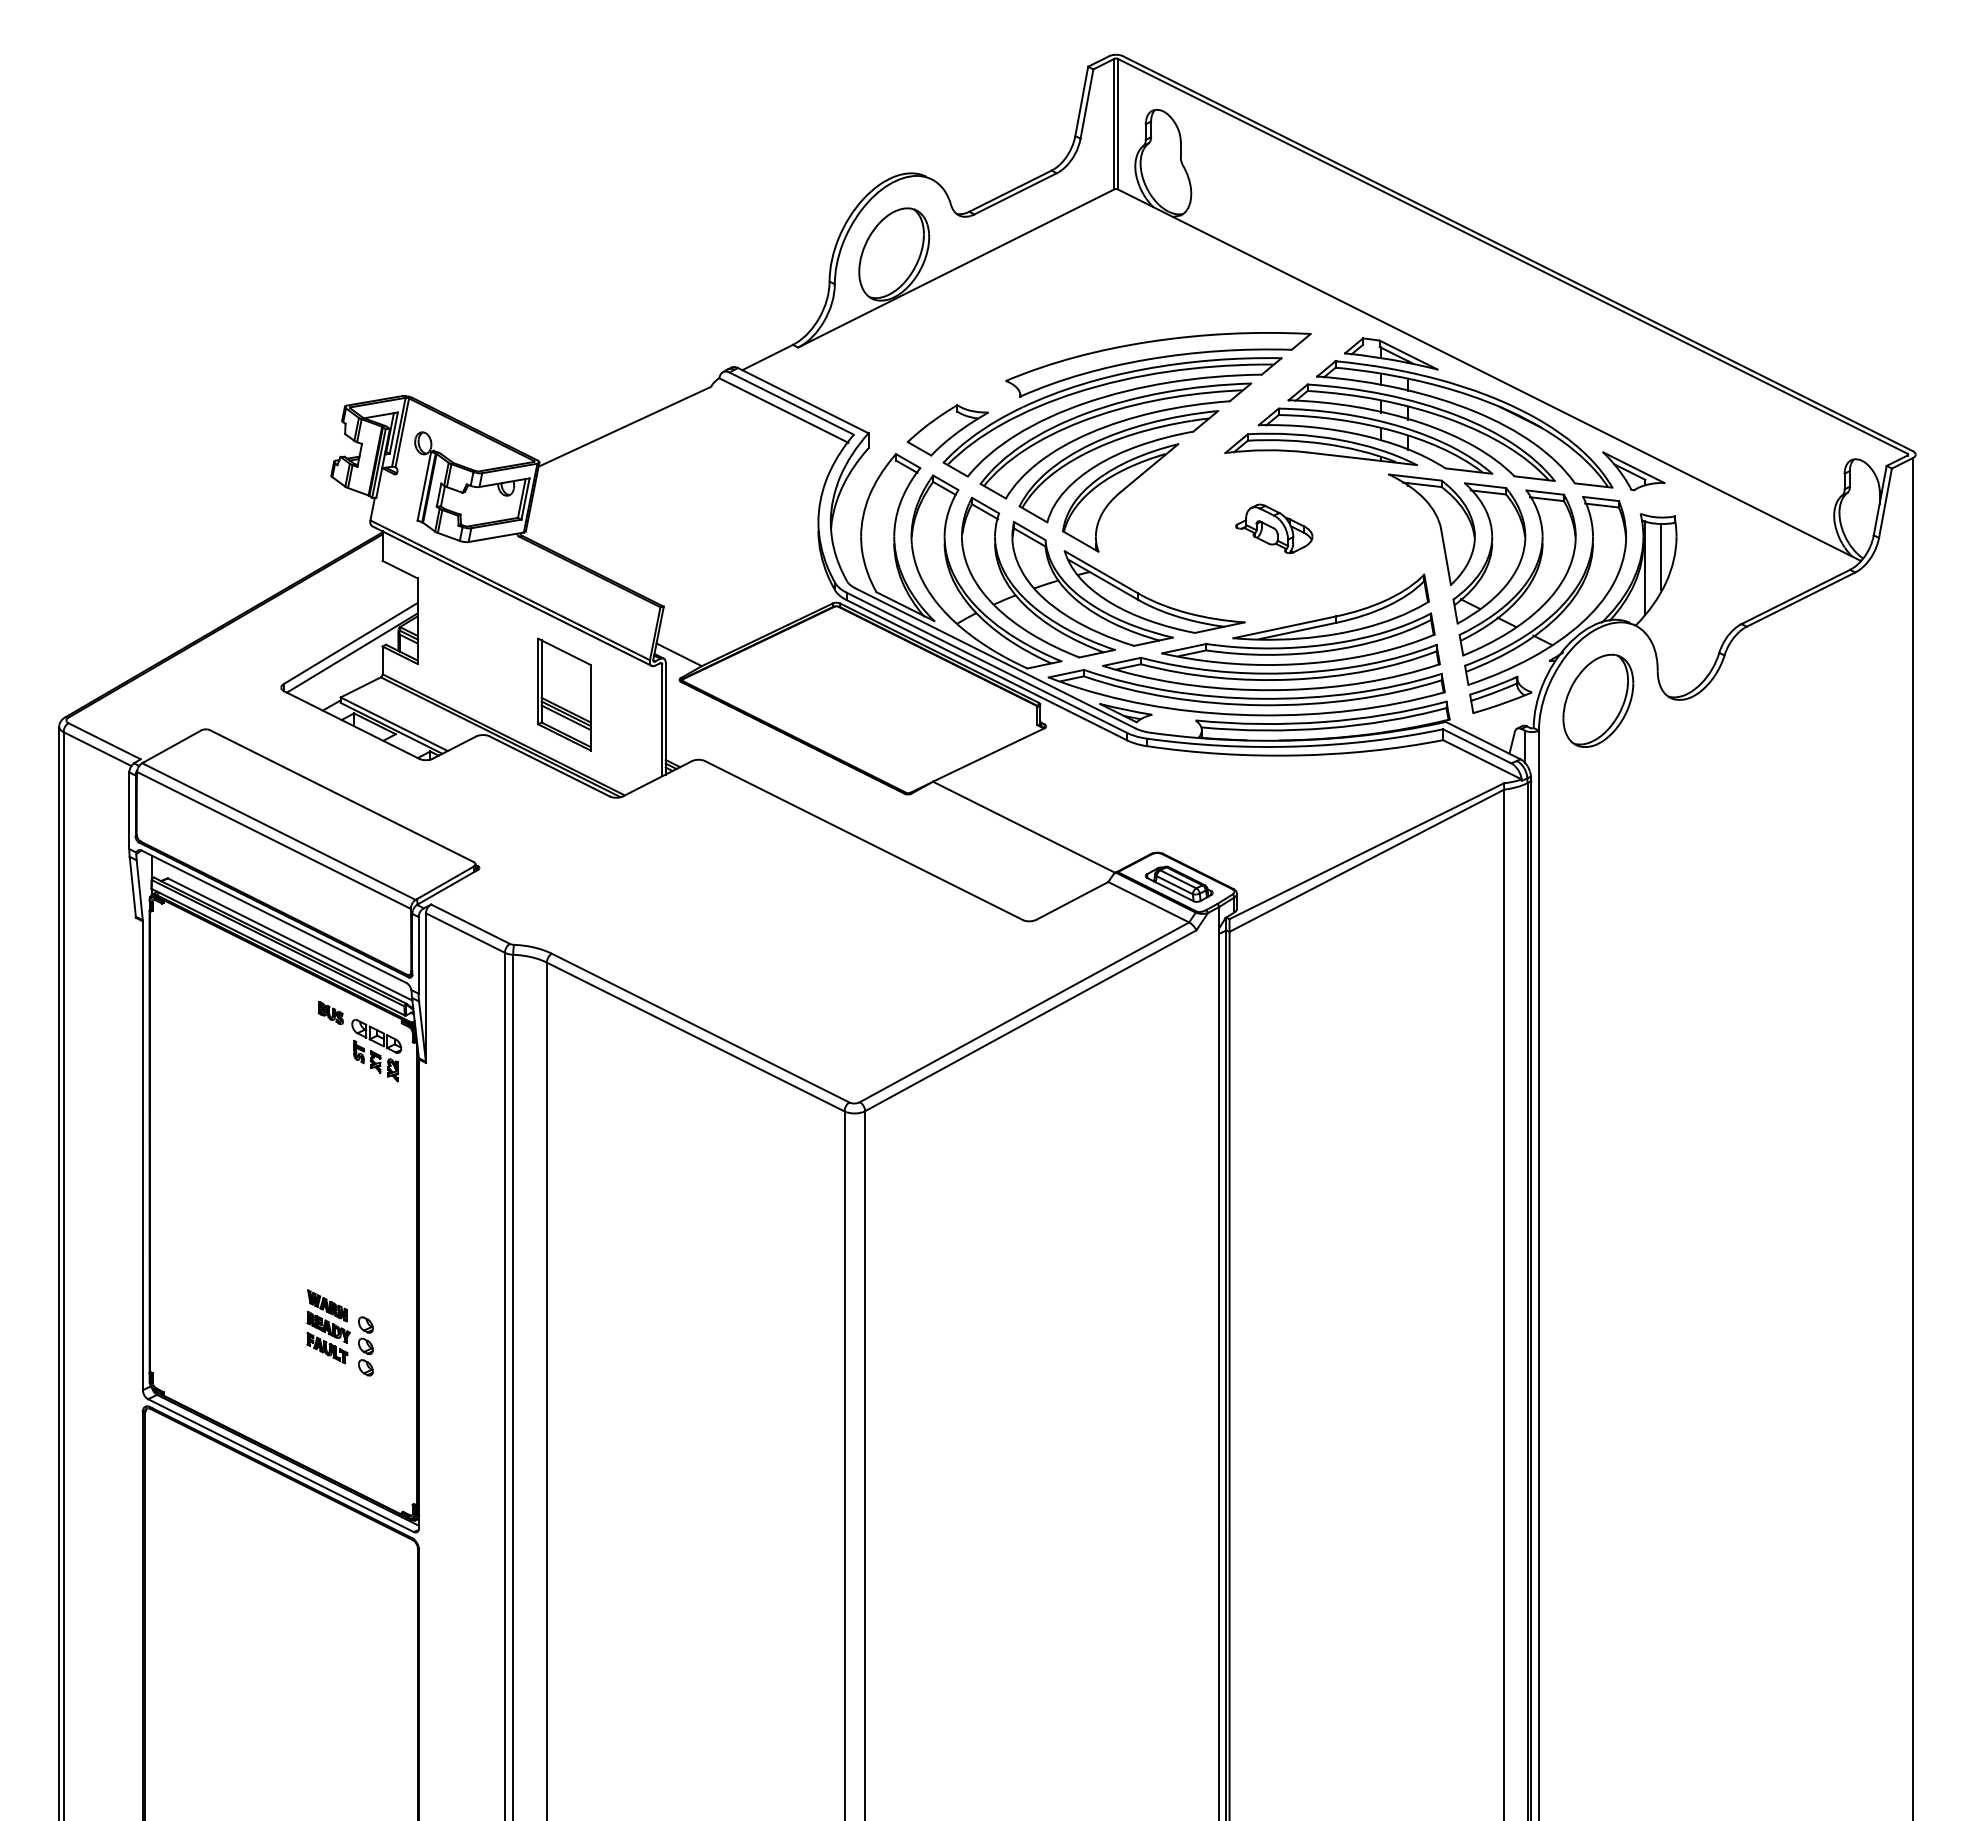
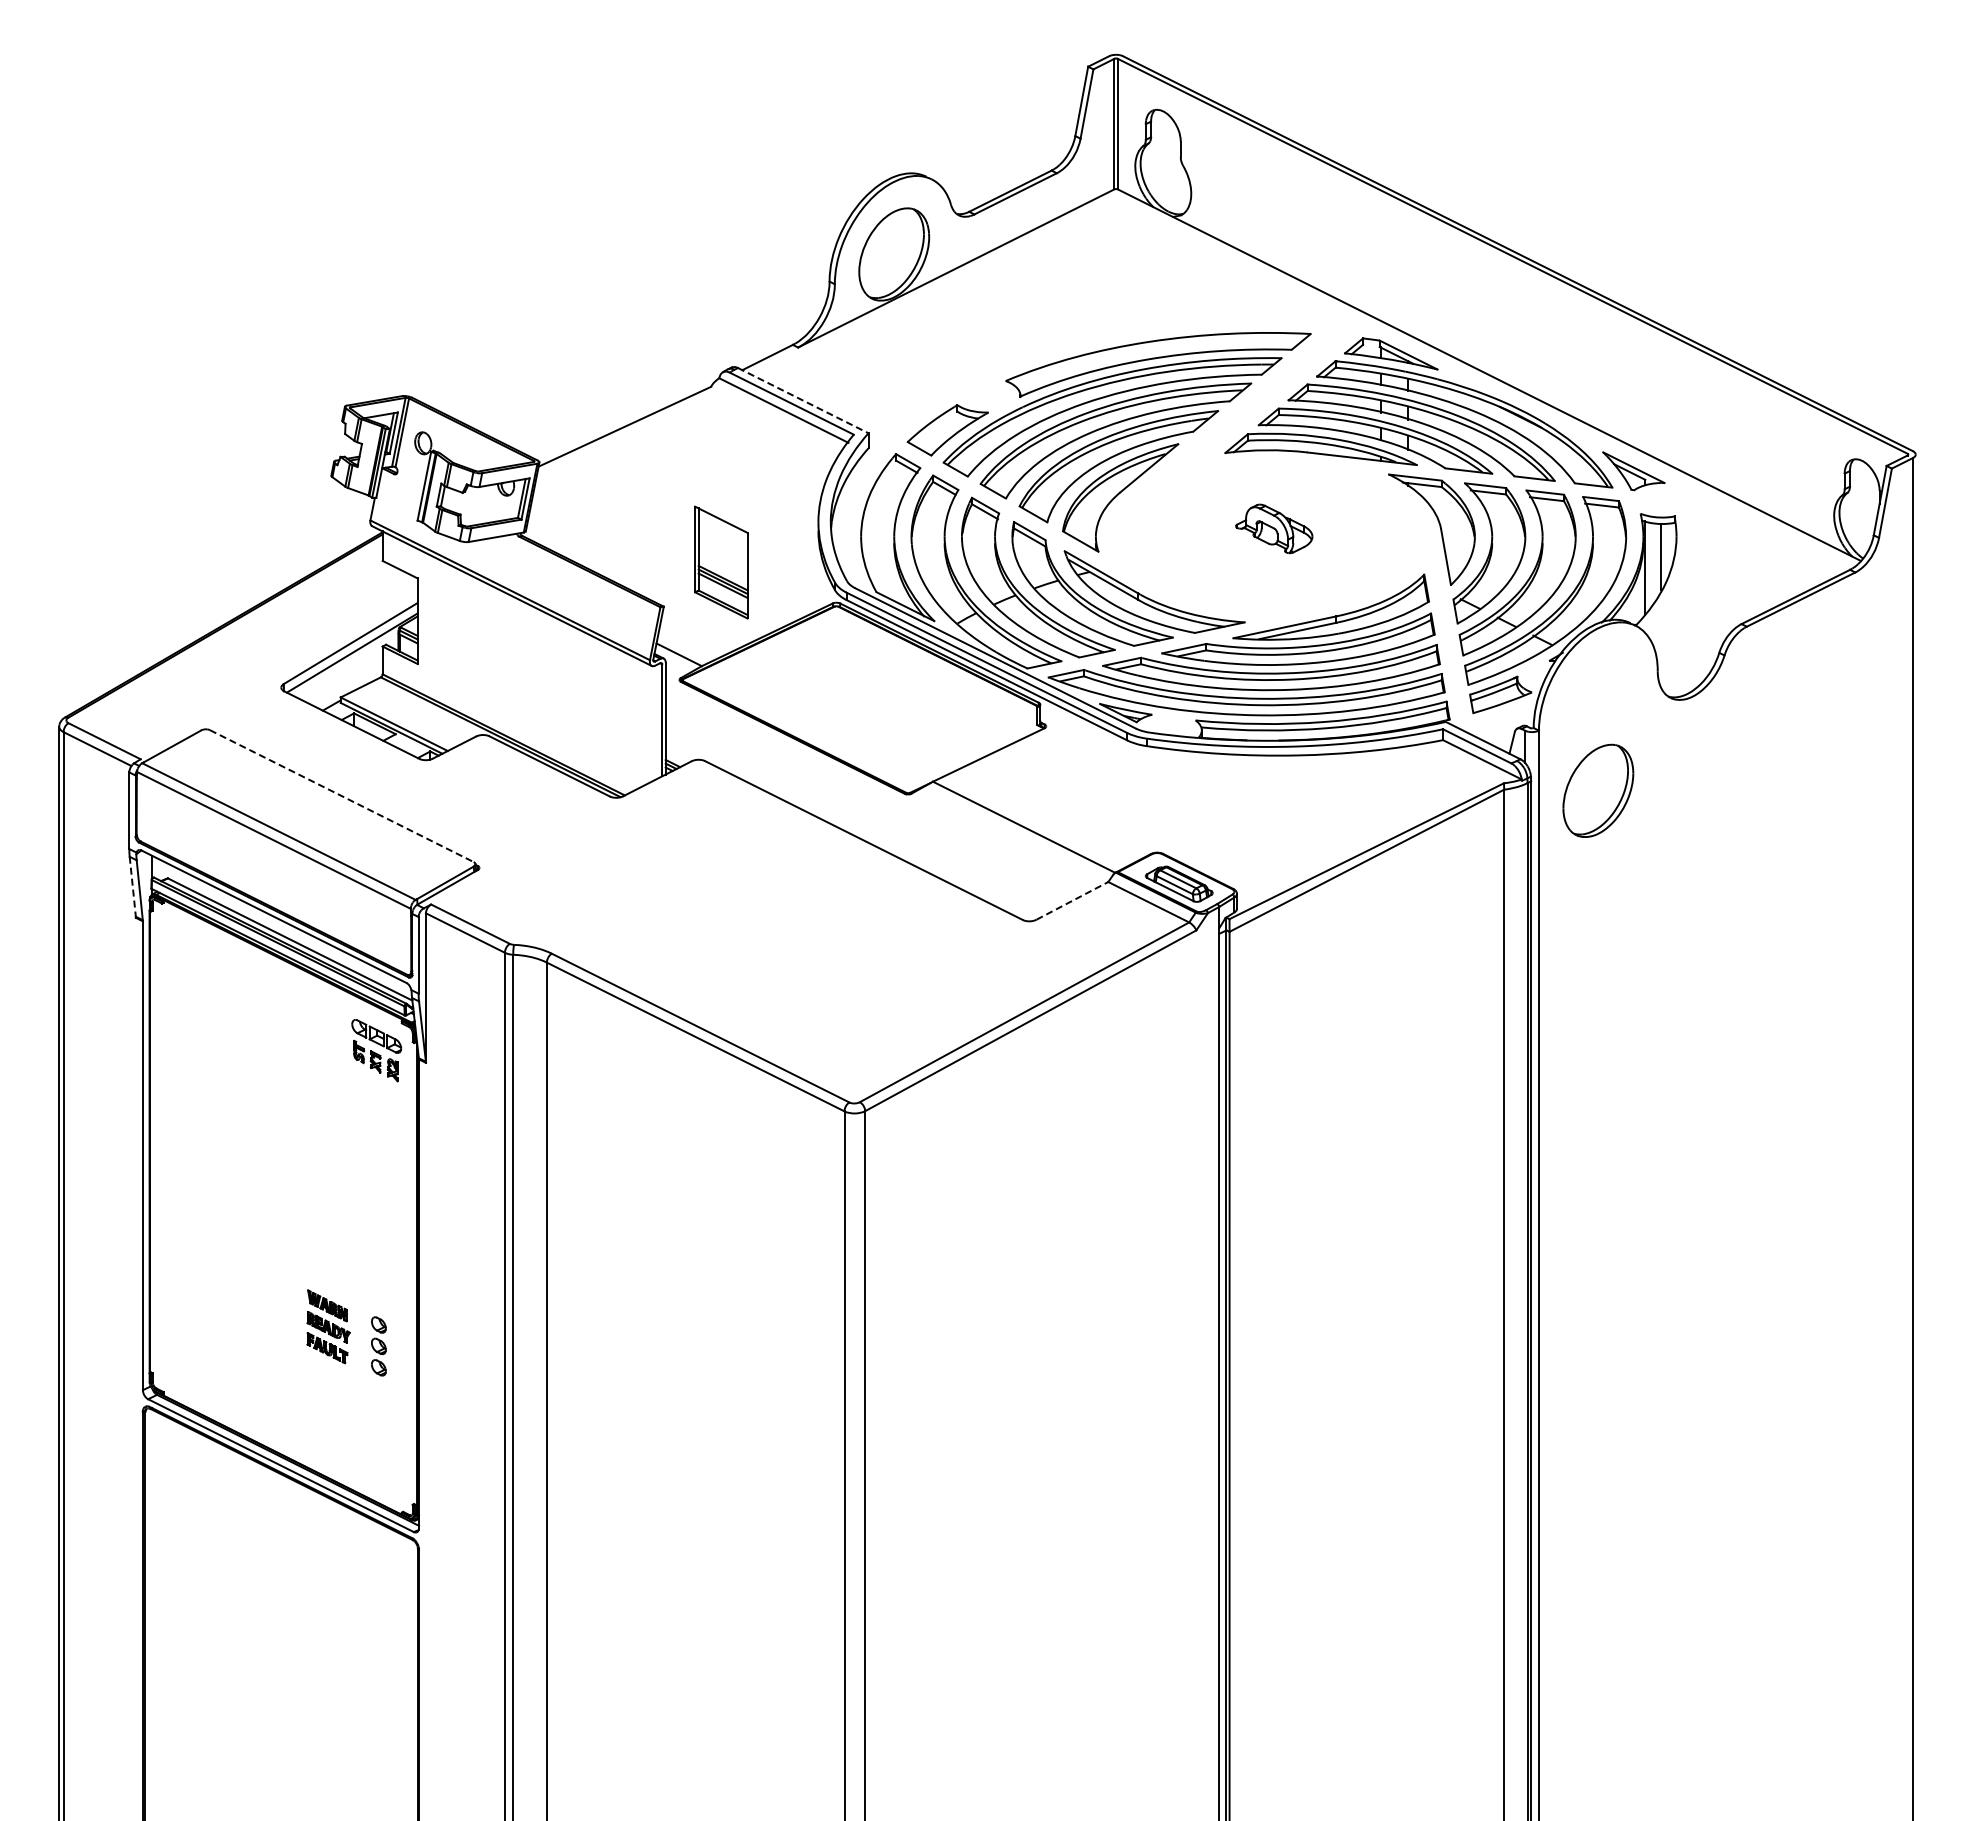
line: solid -> dashed (803, 400)
part position: (564, 694) -> (721, 562) (721, 562)
part position: (1598, 700) -> (1598, 790) (1598, 790)
line: solid -> dashed (342, 796)
line: solid -> dashed (132, 887)
line: solid -> dashed (1072, 900)
part: present -> none (330, 1013)
part position: (365, 1346) -> (378, 1346) (378, 1346)
